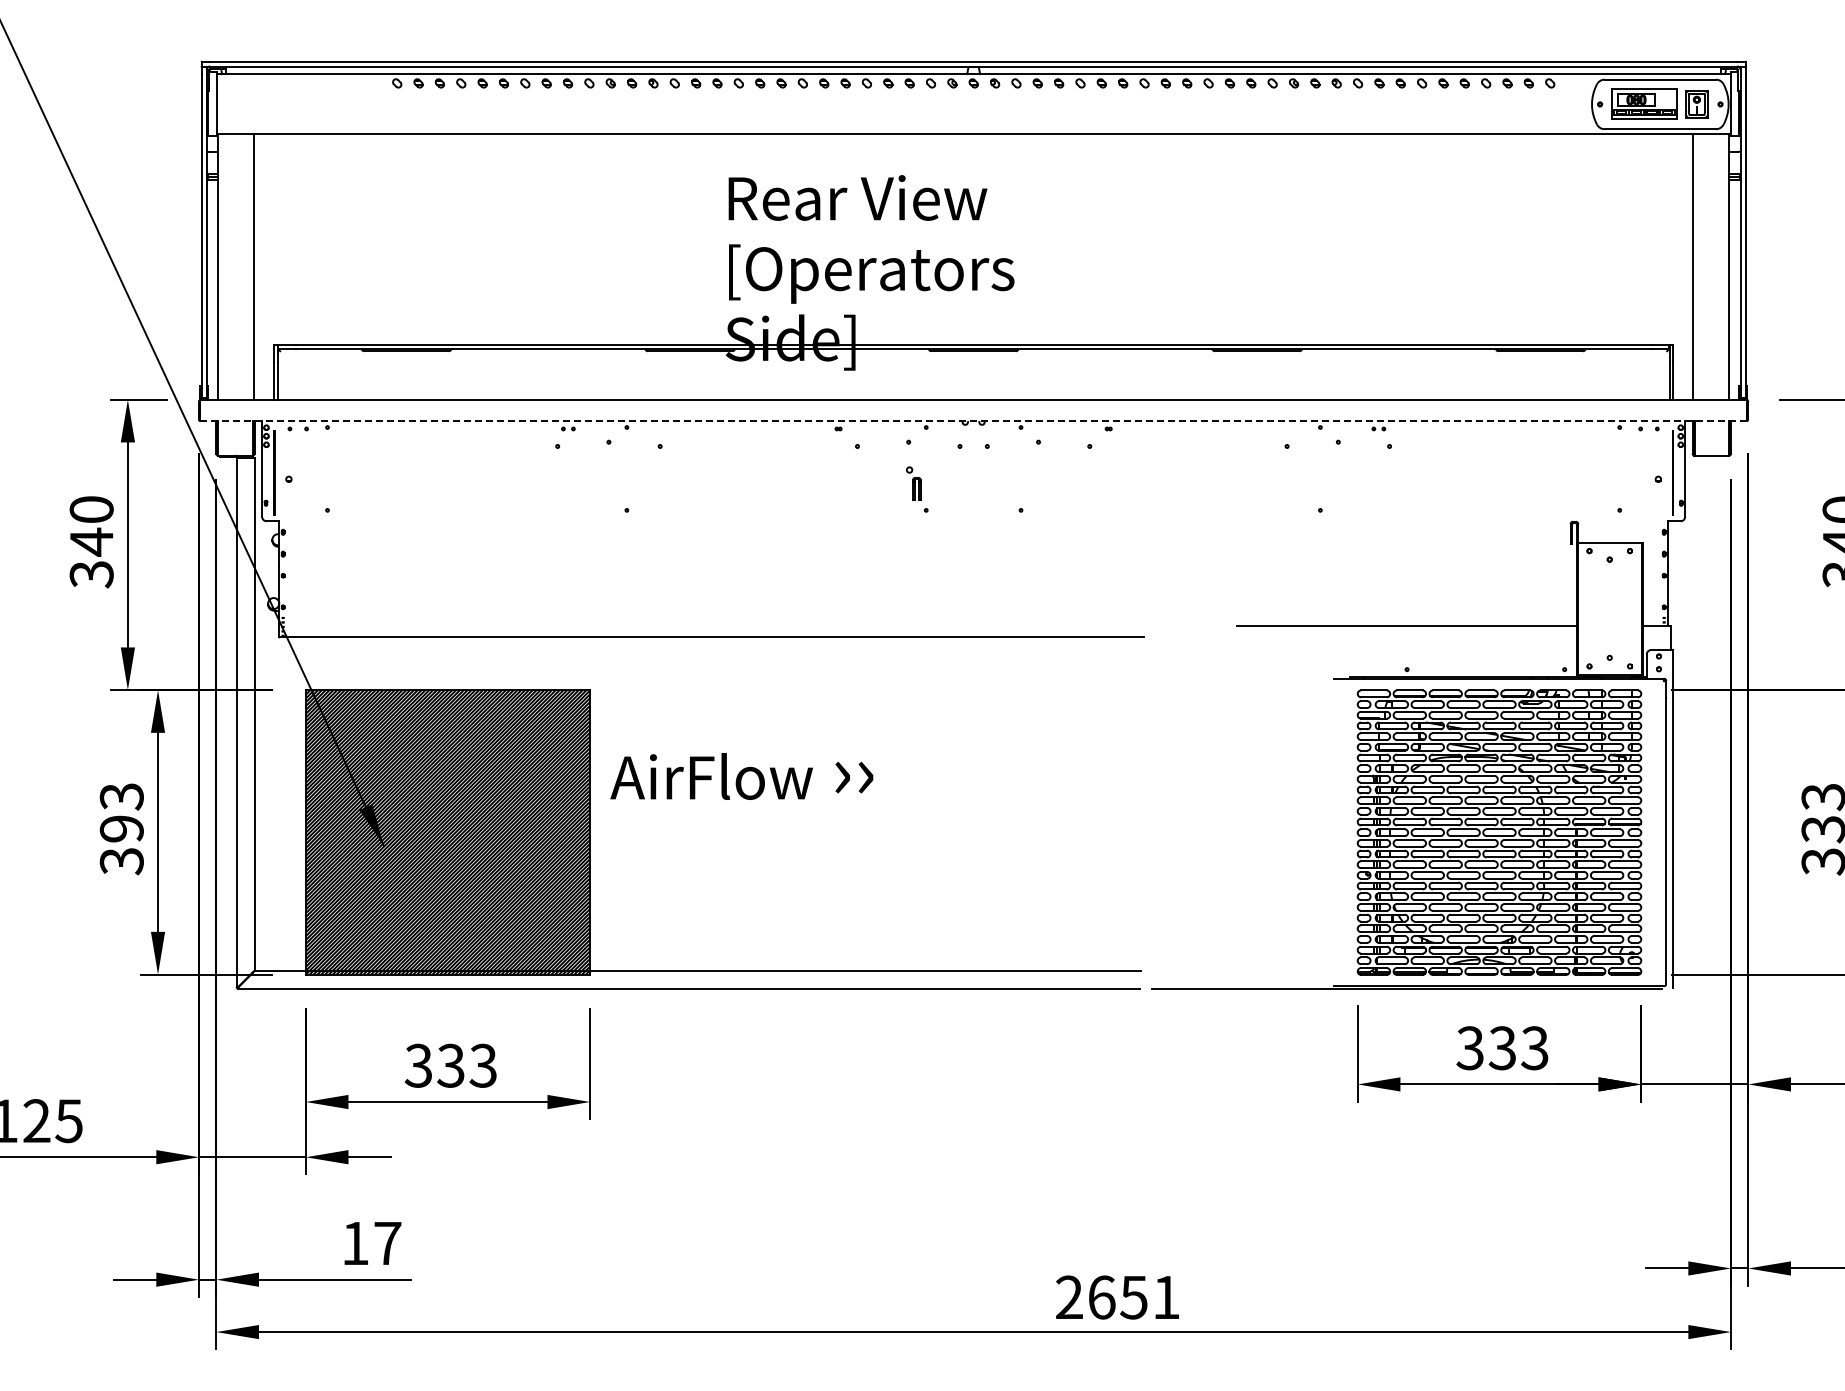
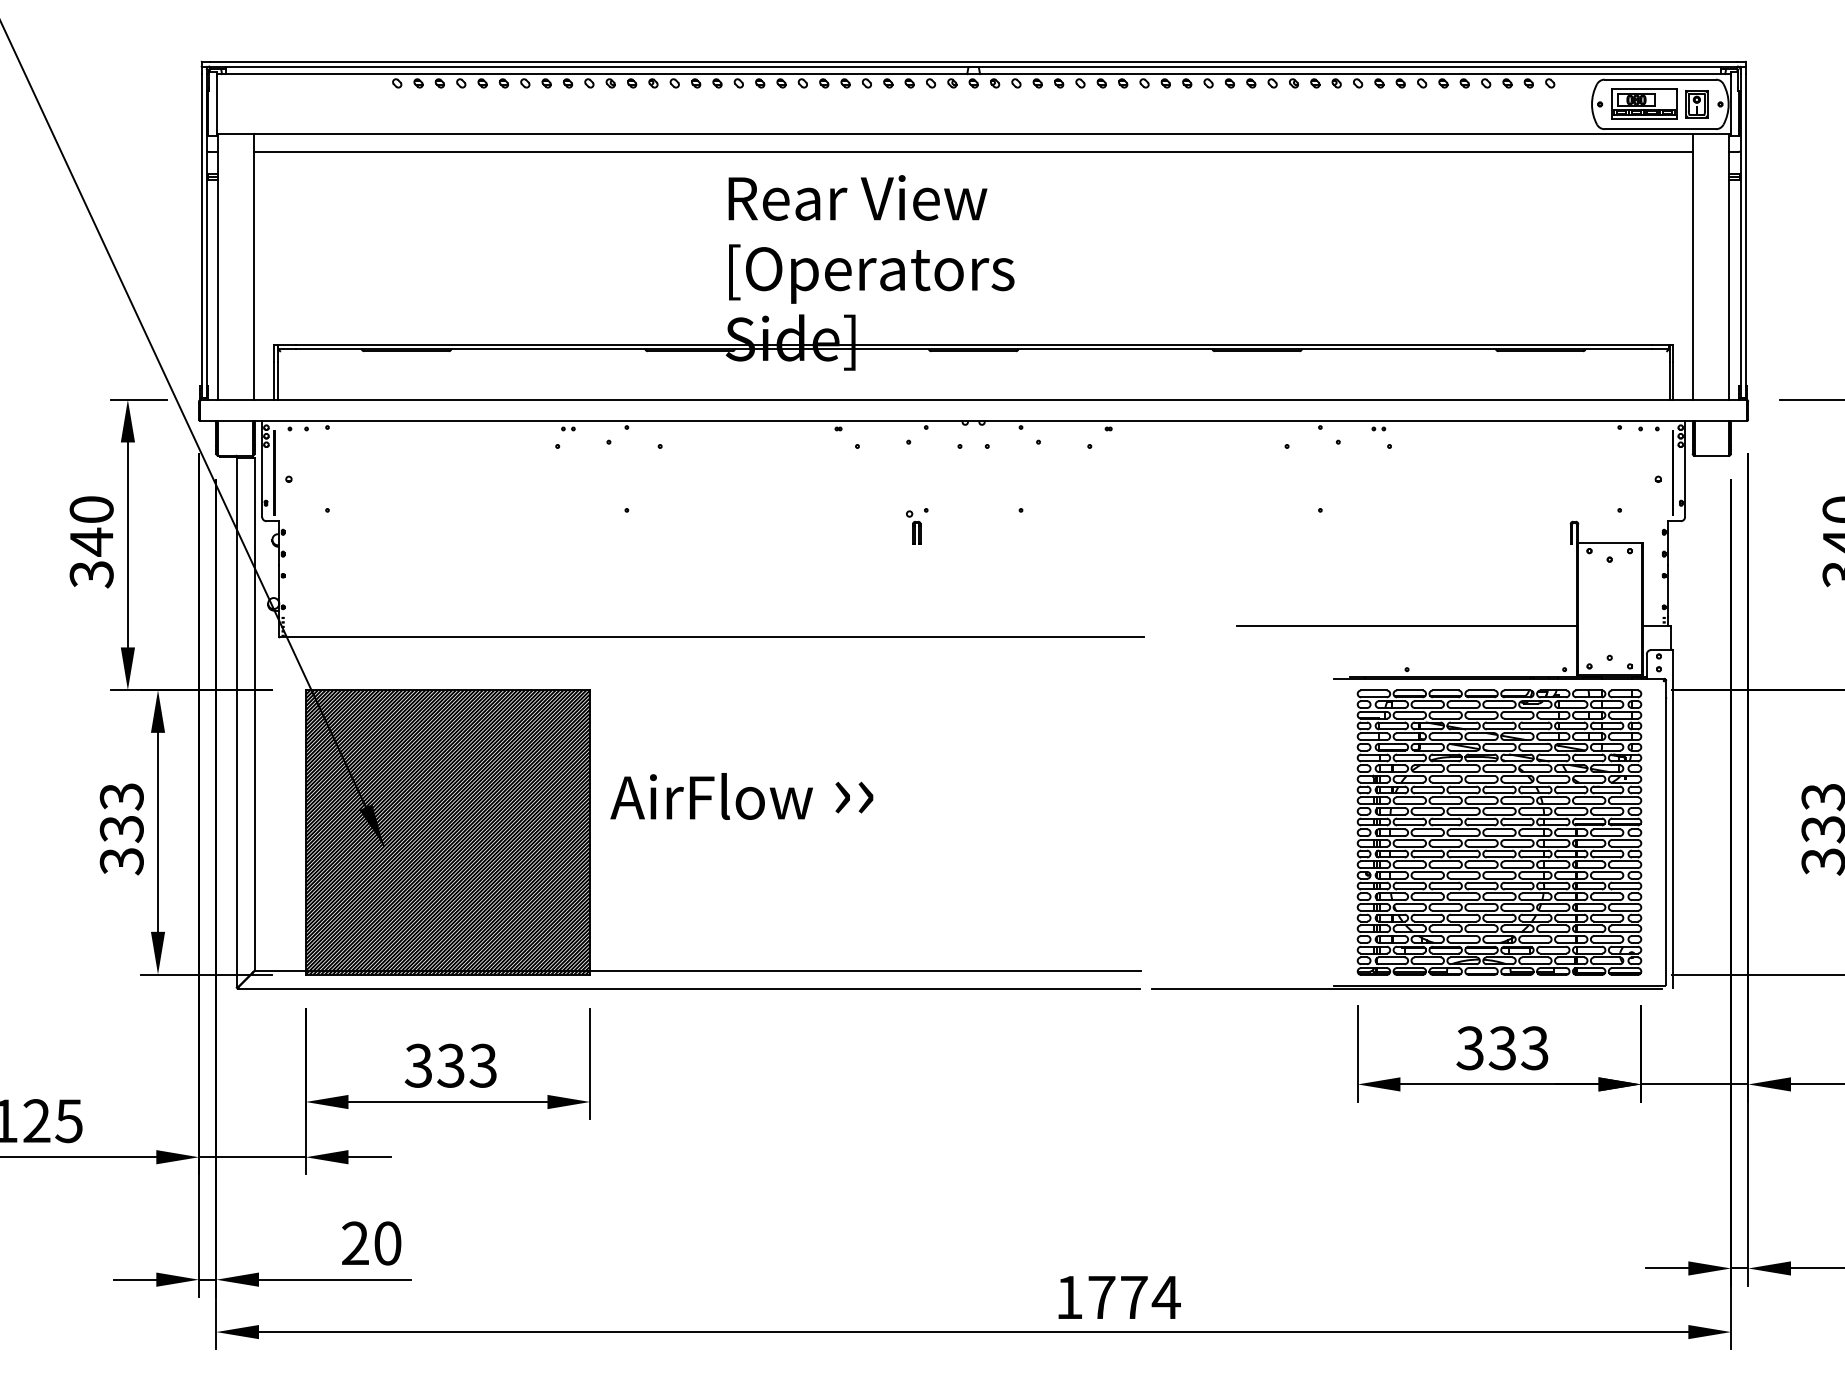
line: none -> present (973, 152)
line: dashed -> solid (973, 421)
part position: (913, 483) -> (913, 527) (913, 527)
text position: (741, 776) -> (741, 796) (741, 796)
text: 393 -> 333 (121, 829)
text: 17 -> 20 (371, 1243)
text: 2651 -> 1774 (1118, 1297)
